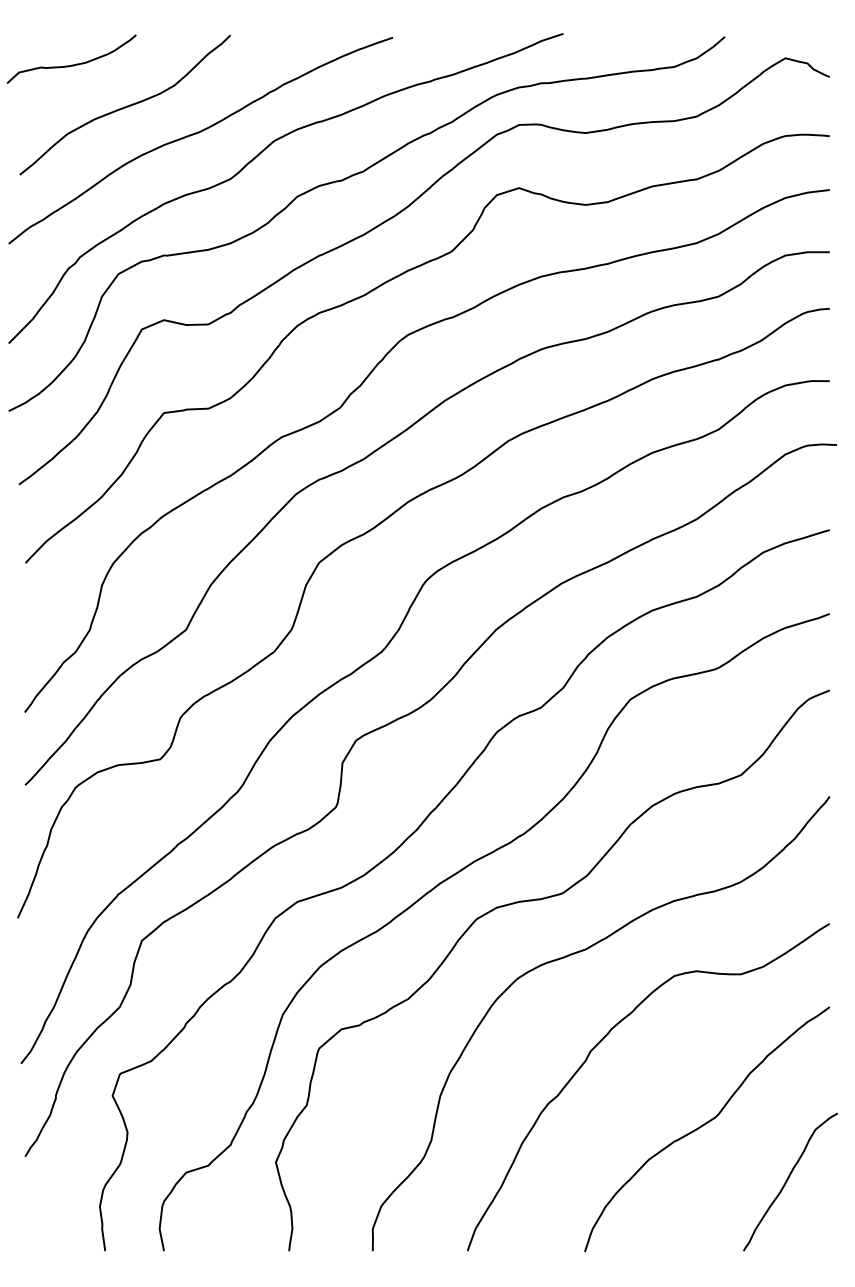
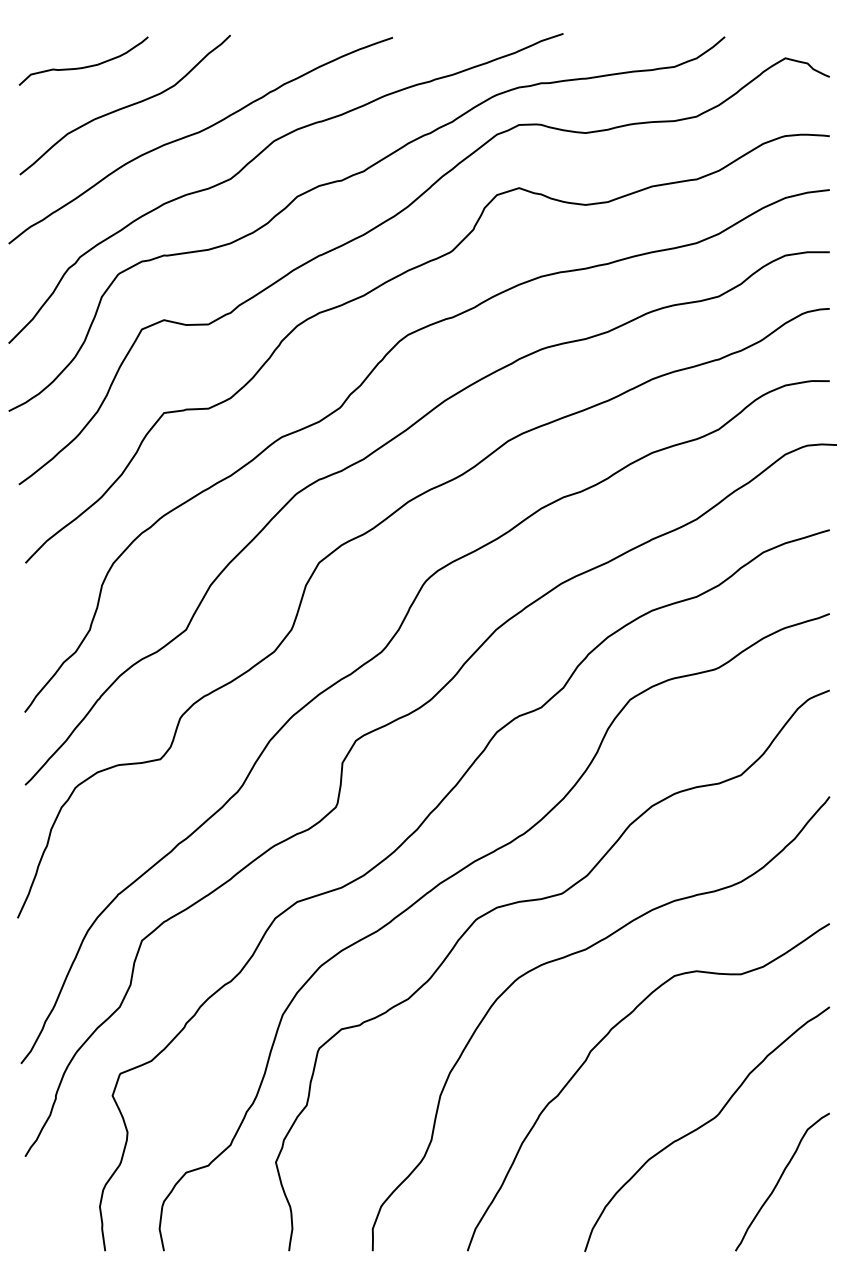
curve position: (71, 64) -> (83, 66) (83, 66)
curve position: (788, 1179) -> (780, 1179) (780, 1179)
